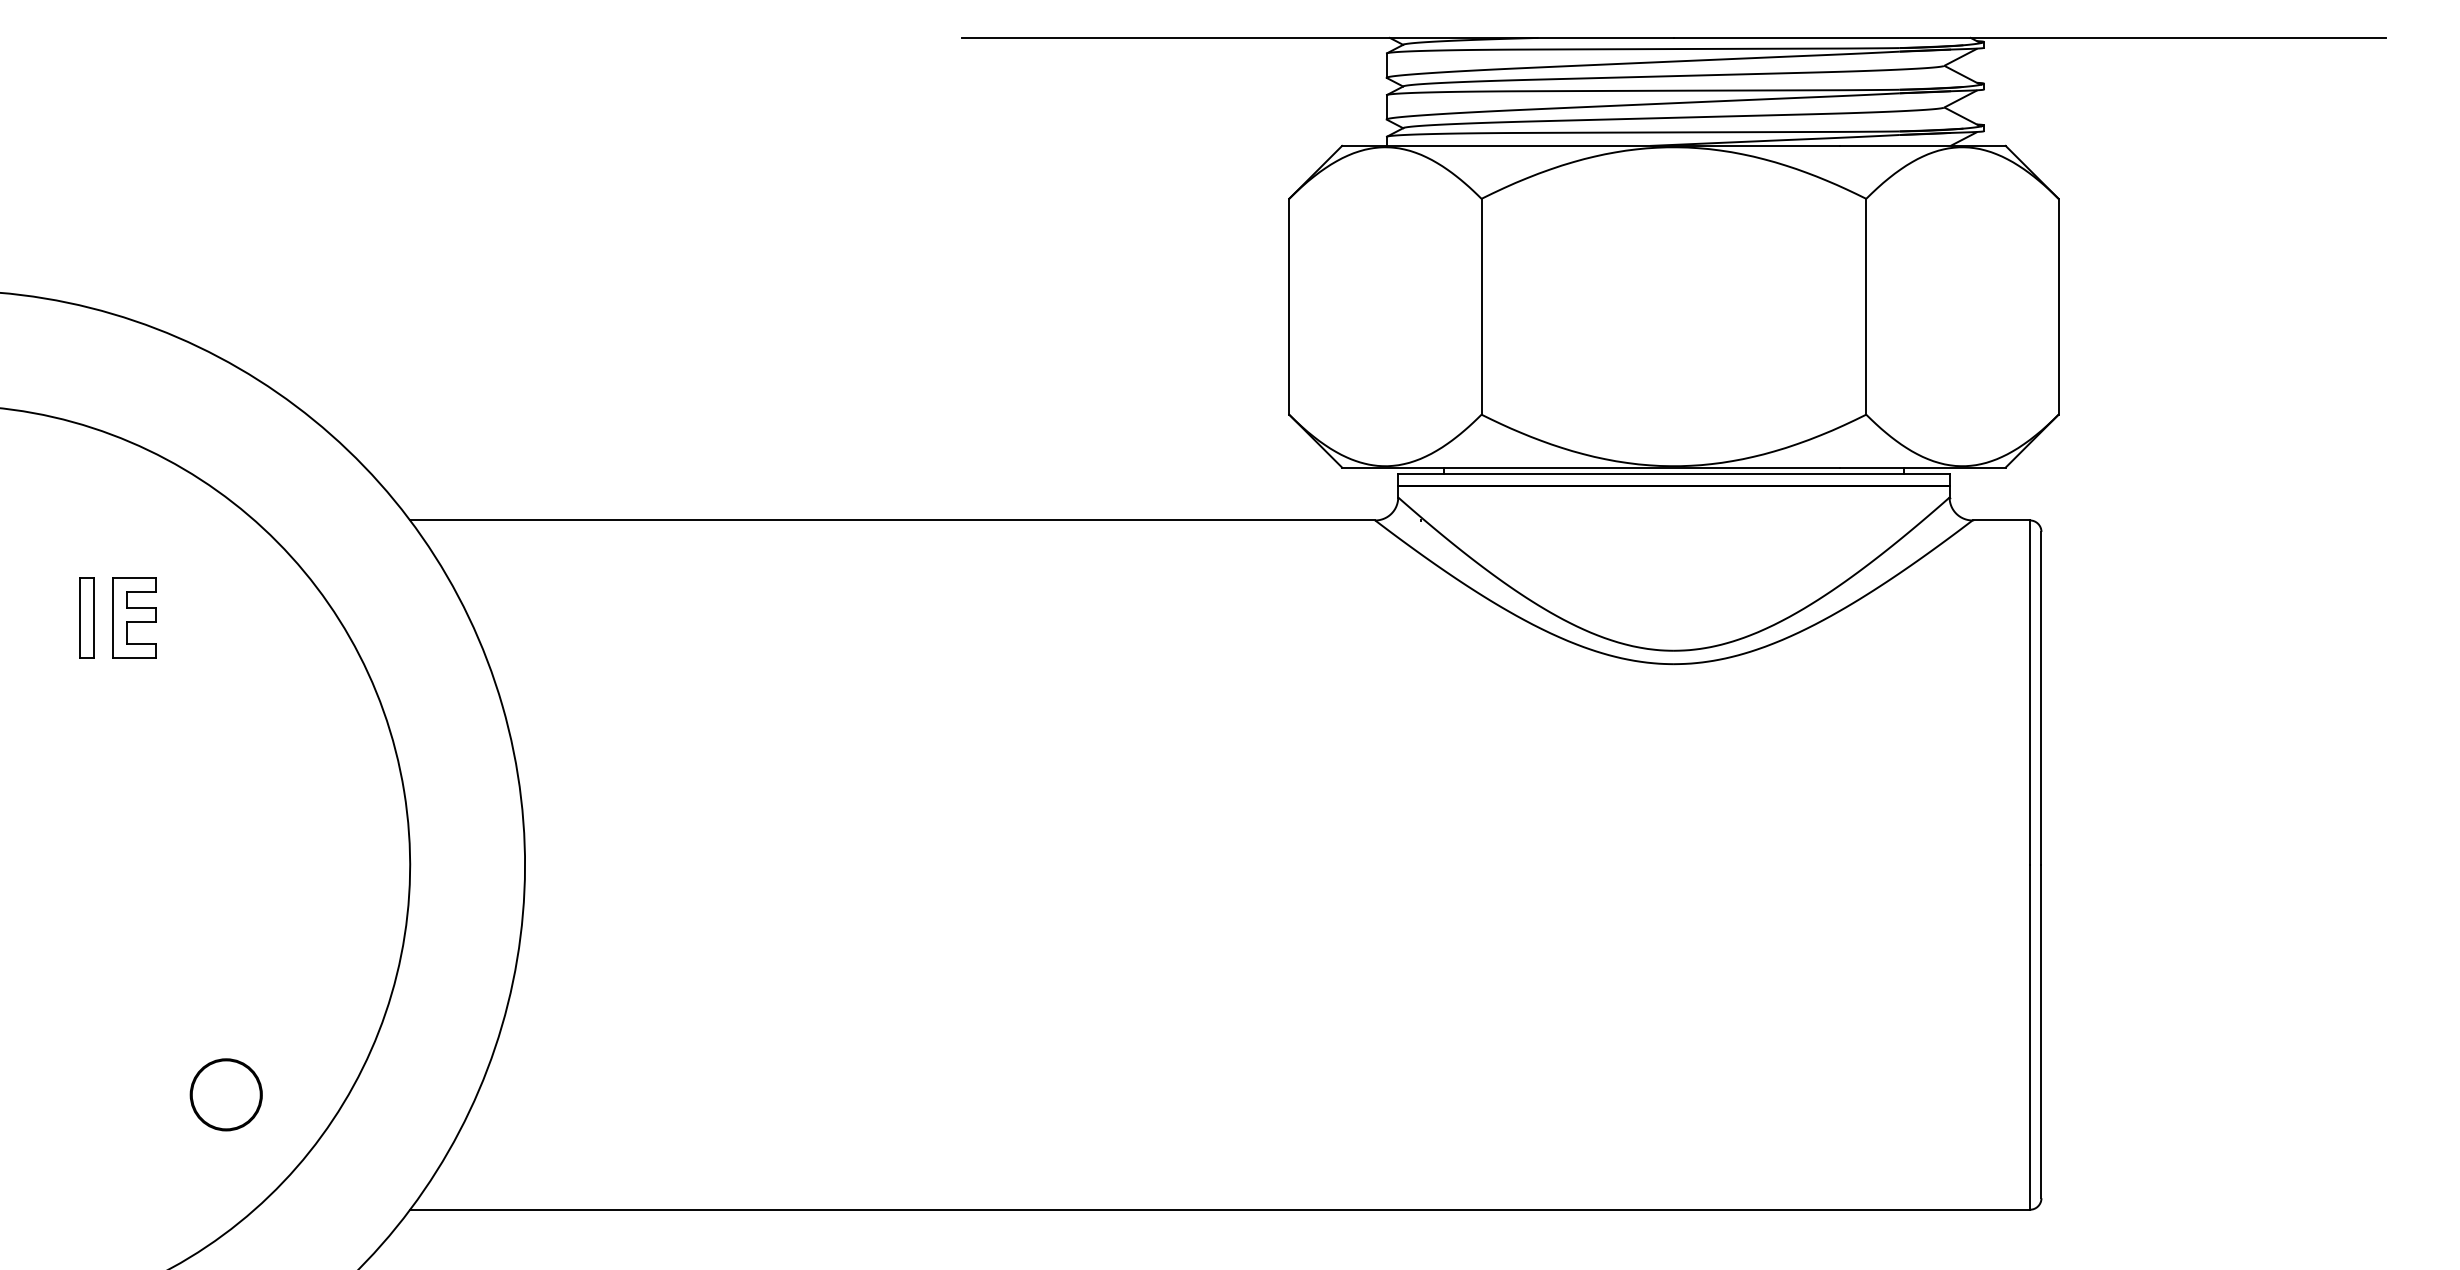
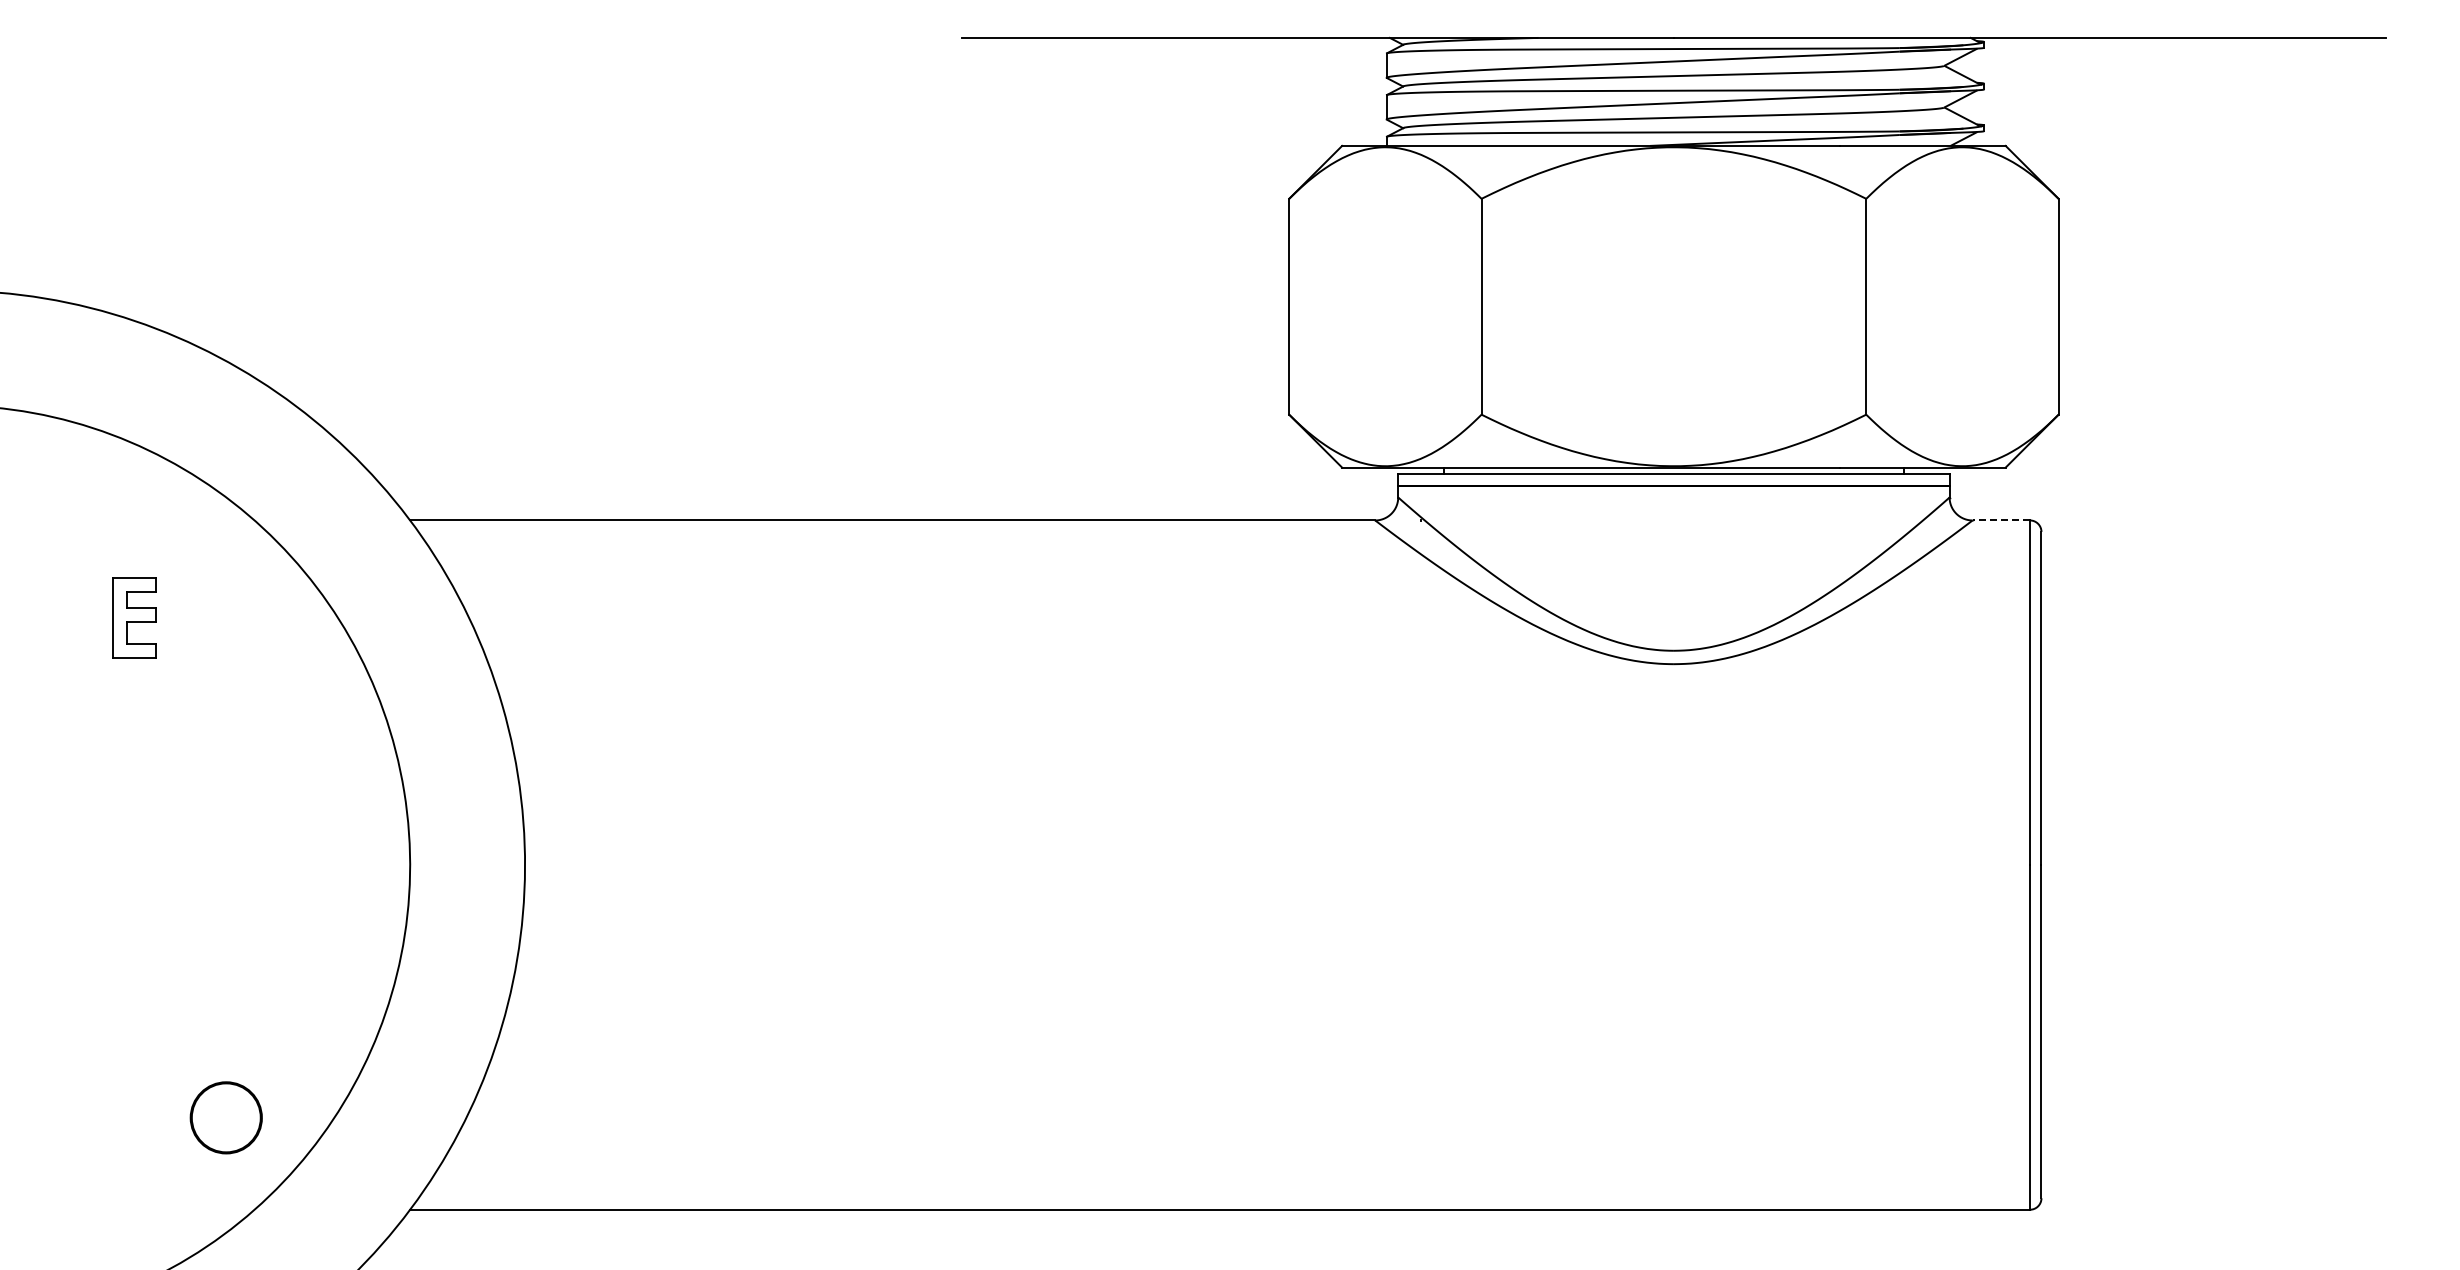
line: solid -> dashed (2001, 520)
part: present -> none (86, 617)
part position: (225, 1094) -> (225, 1117) (225, 1117)
